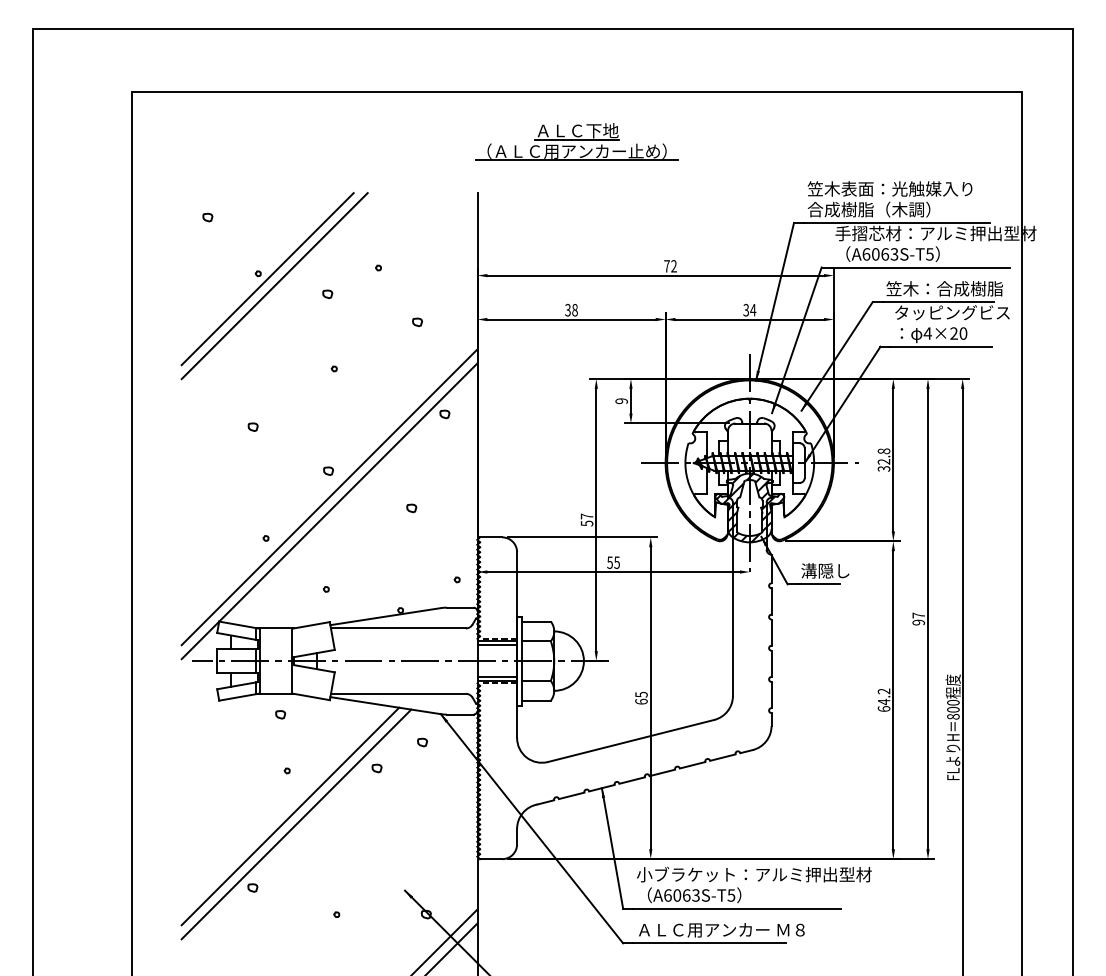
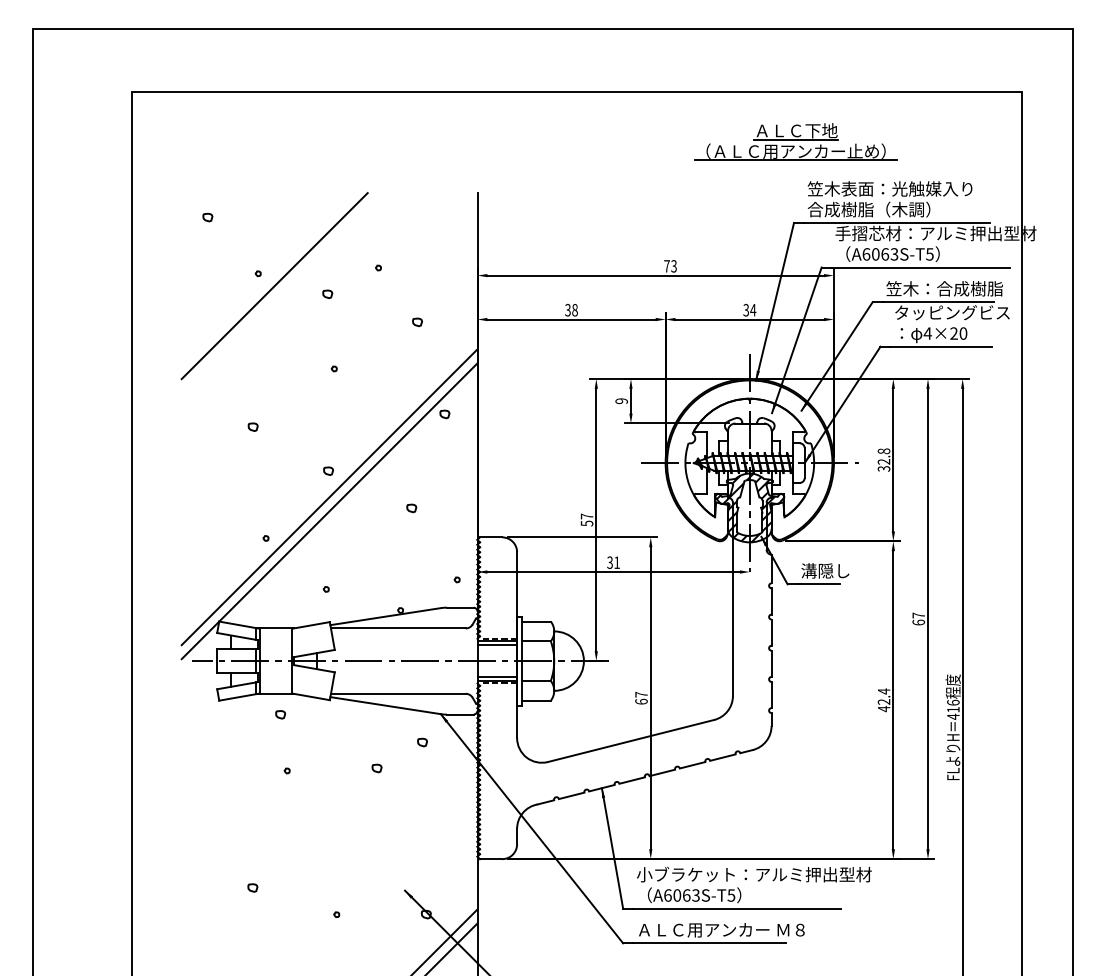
part position: (576, 141) -> (795, 141) (795, 141)
text: 72 -> 73 (673, 266)
line: present -> none (267, 279)
text: 55 -> 31 (613, 562)
text: 97 -> 67 (918, 622)
text: 65 -> 67 (641, 694)
text: 64.2 -> 42.4 (883, 700)
text: 800 -> 416 (953, 709)
line: present -> none (290, 816)
line: present -> none (296, 824)
